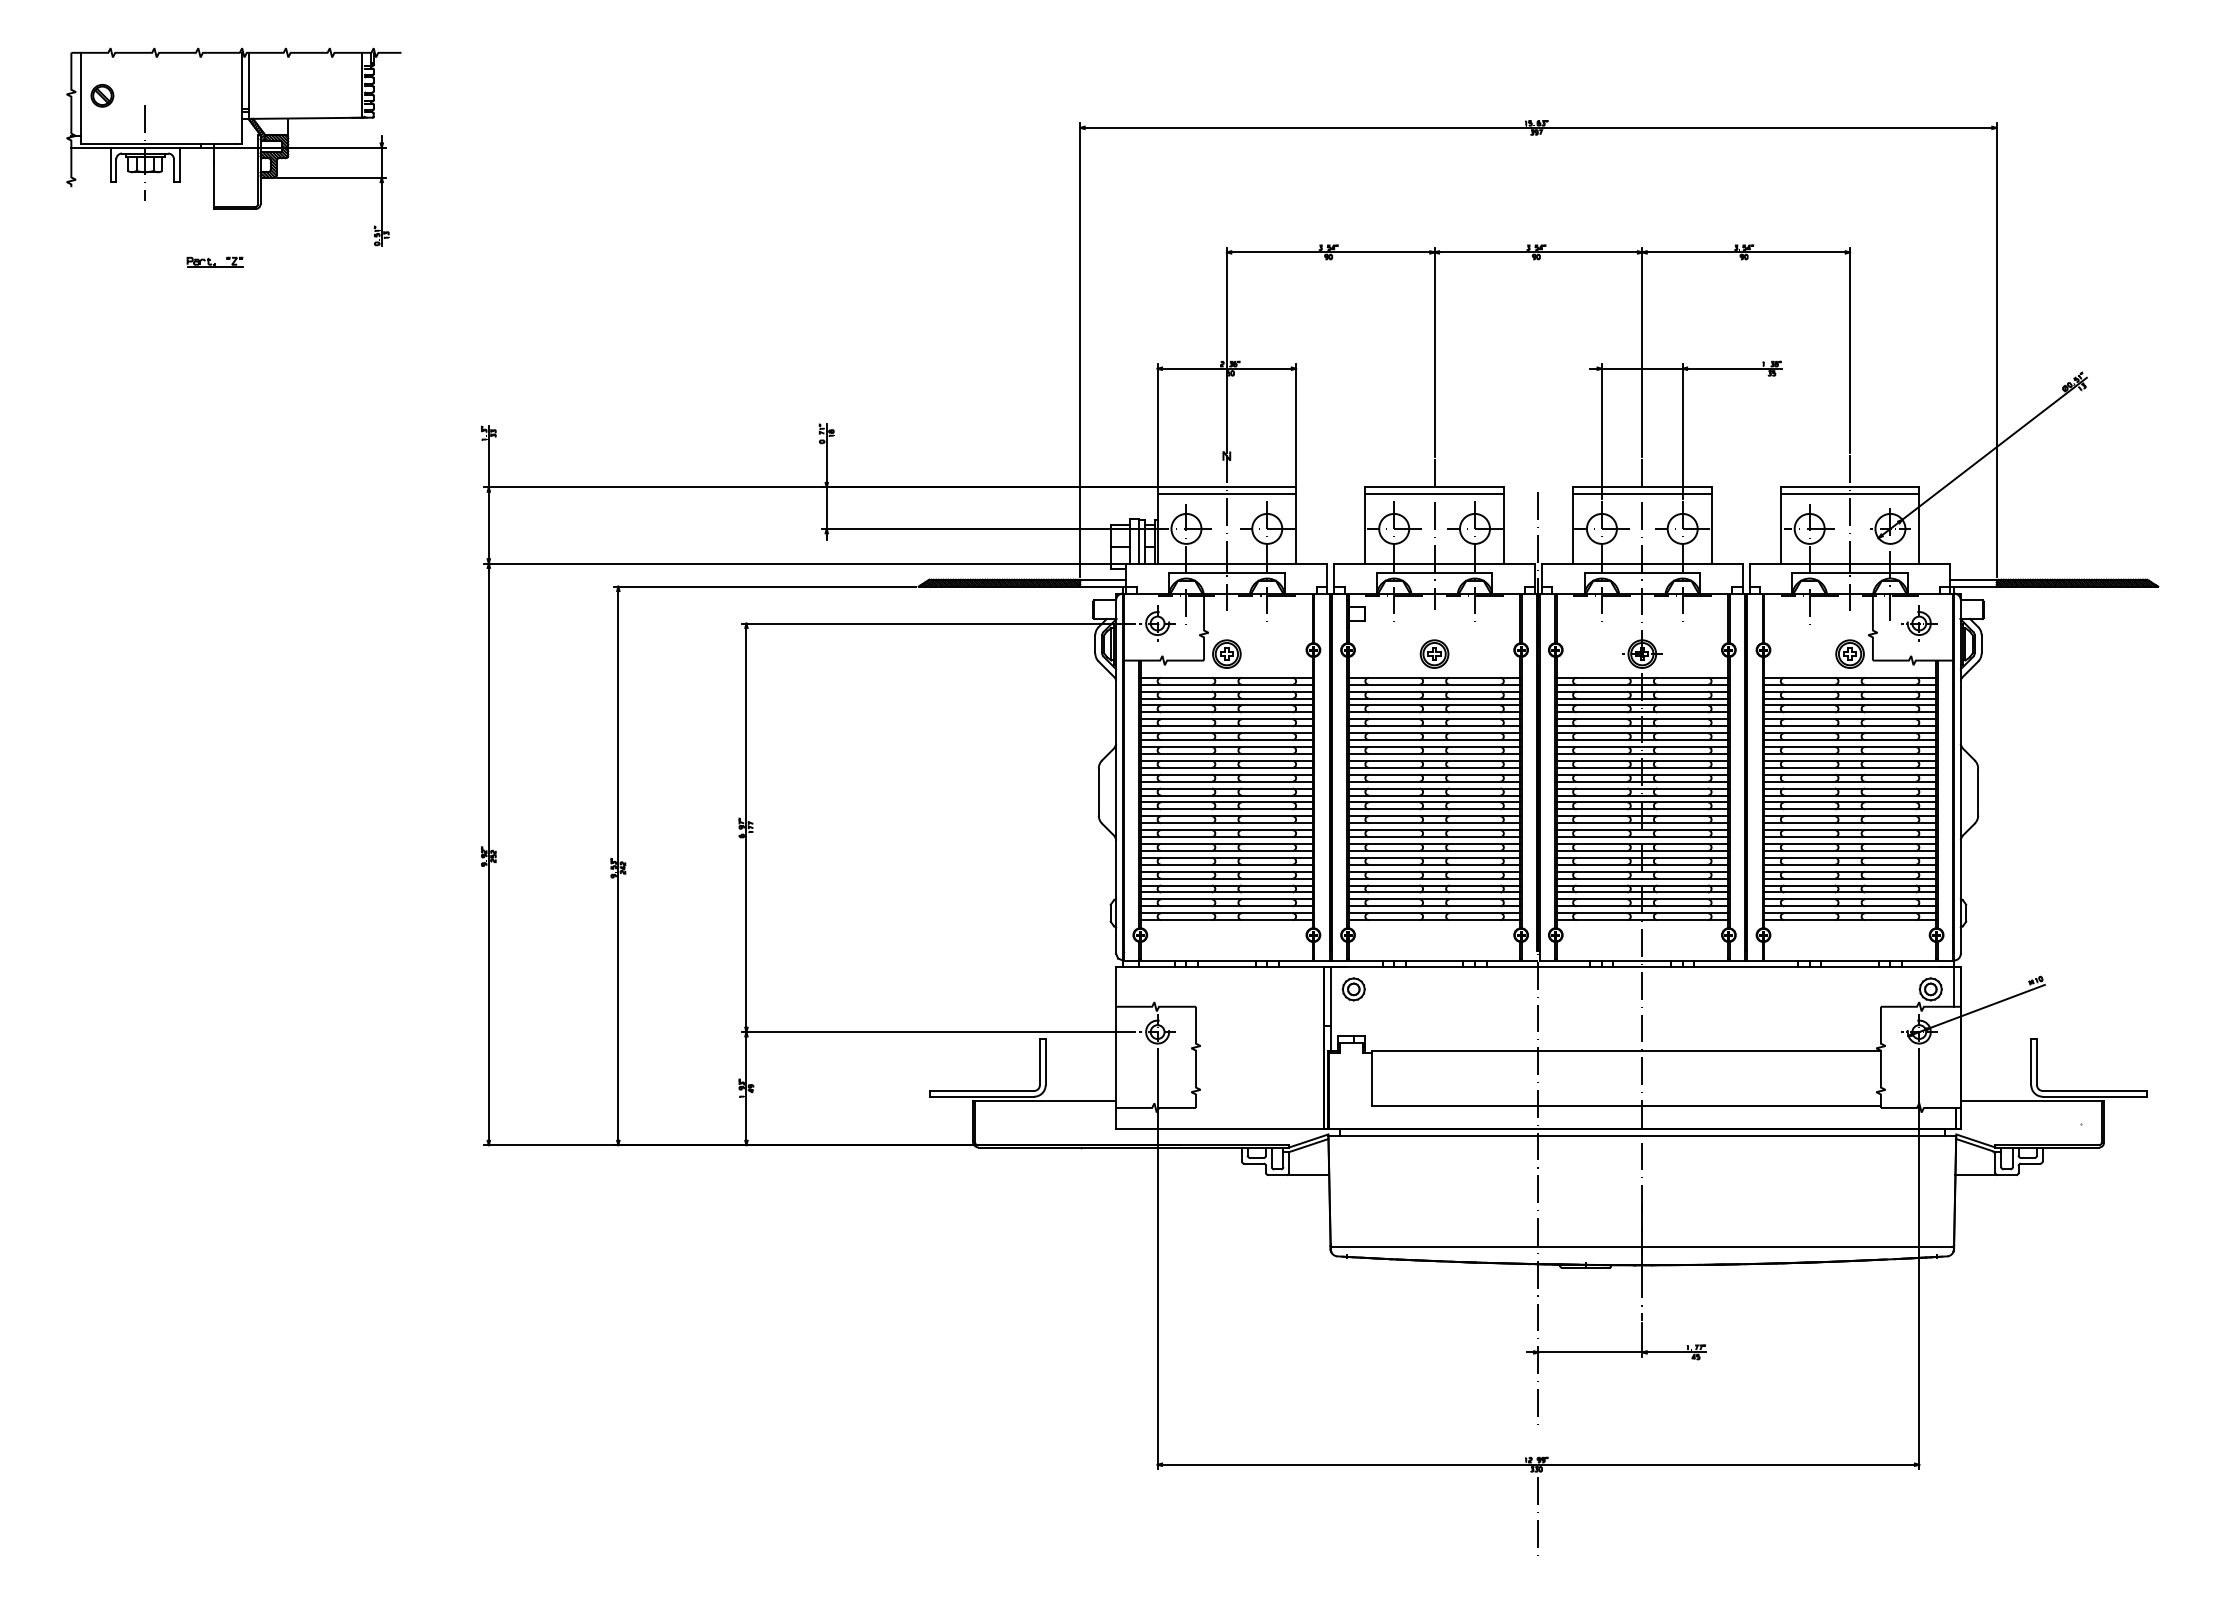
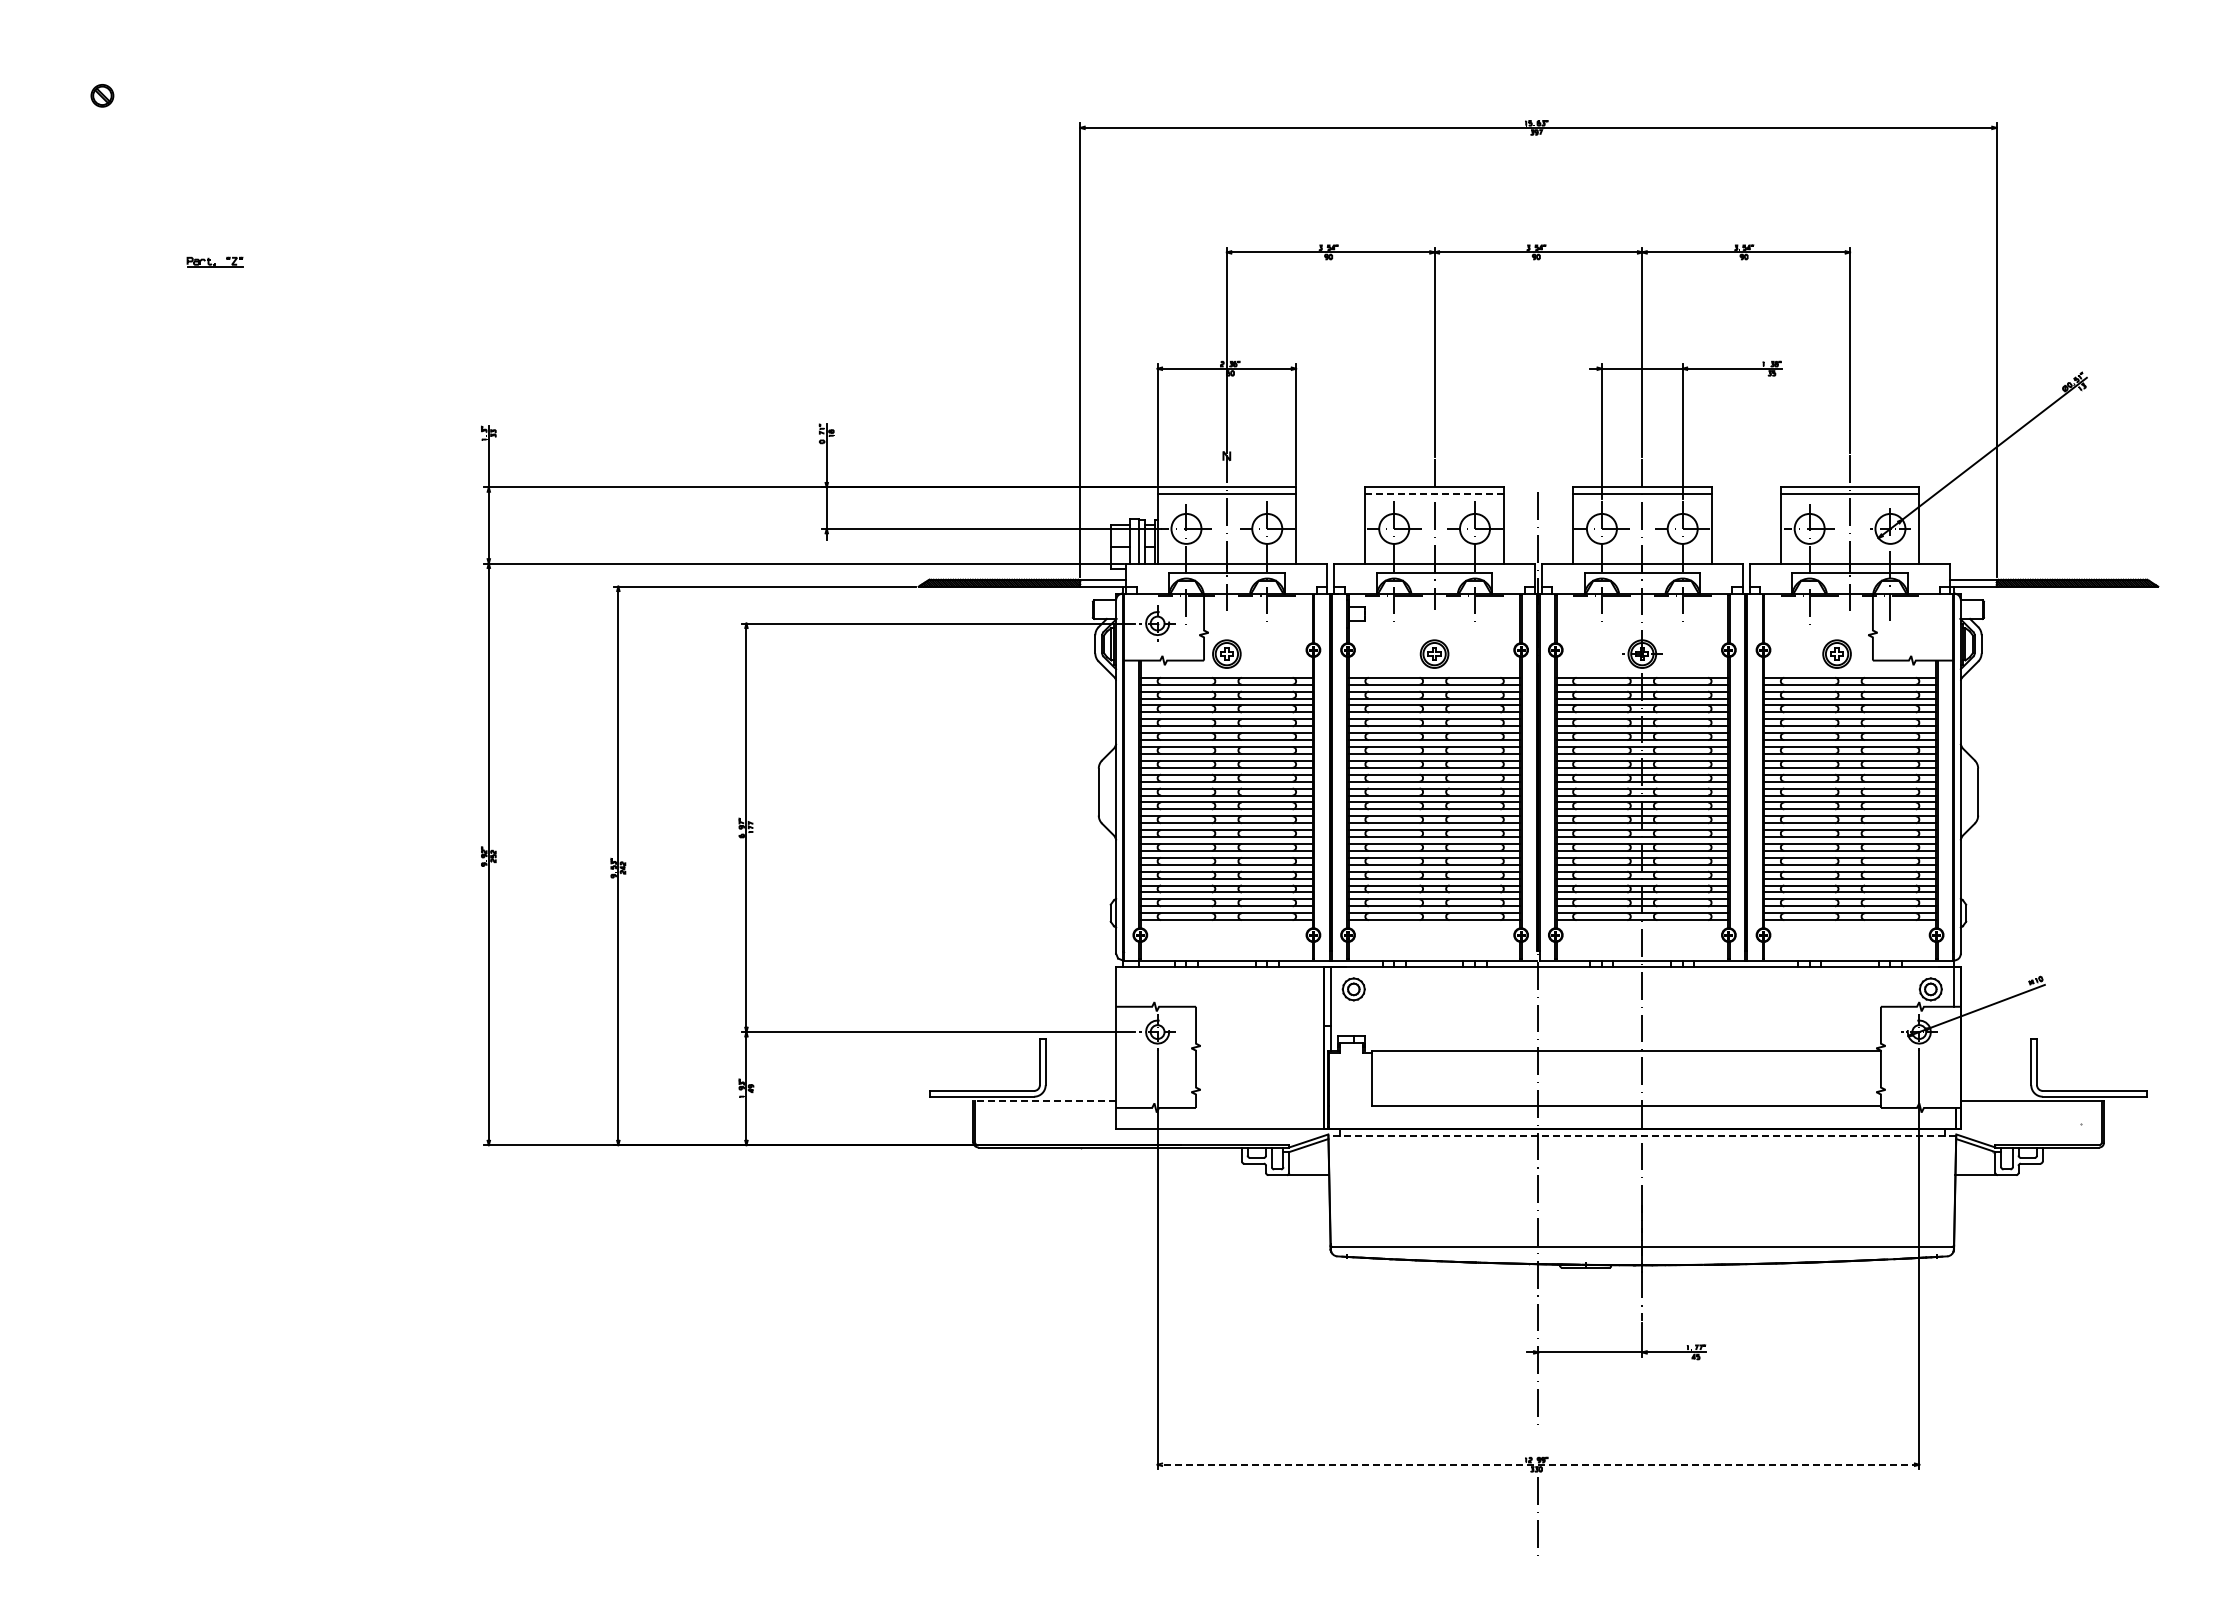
part: present -> none (233, 146)
line: solid -> dashed (1434, 494)
part: present -> none (1919, 623)
part position: (1849, 653) -> (1836, 653) (1836, 653)
line: solid -> dashed (1044, 1101)
line: solid -> dashed (1642, 1135)
line: solid -> dashed (1538, 1464)
